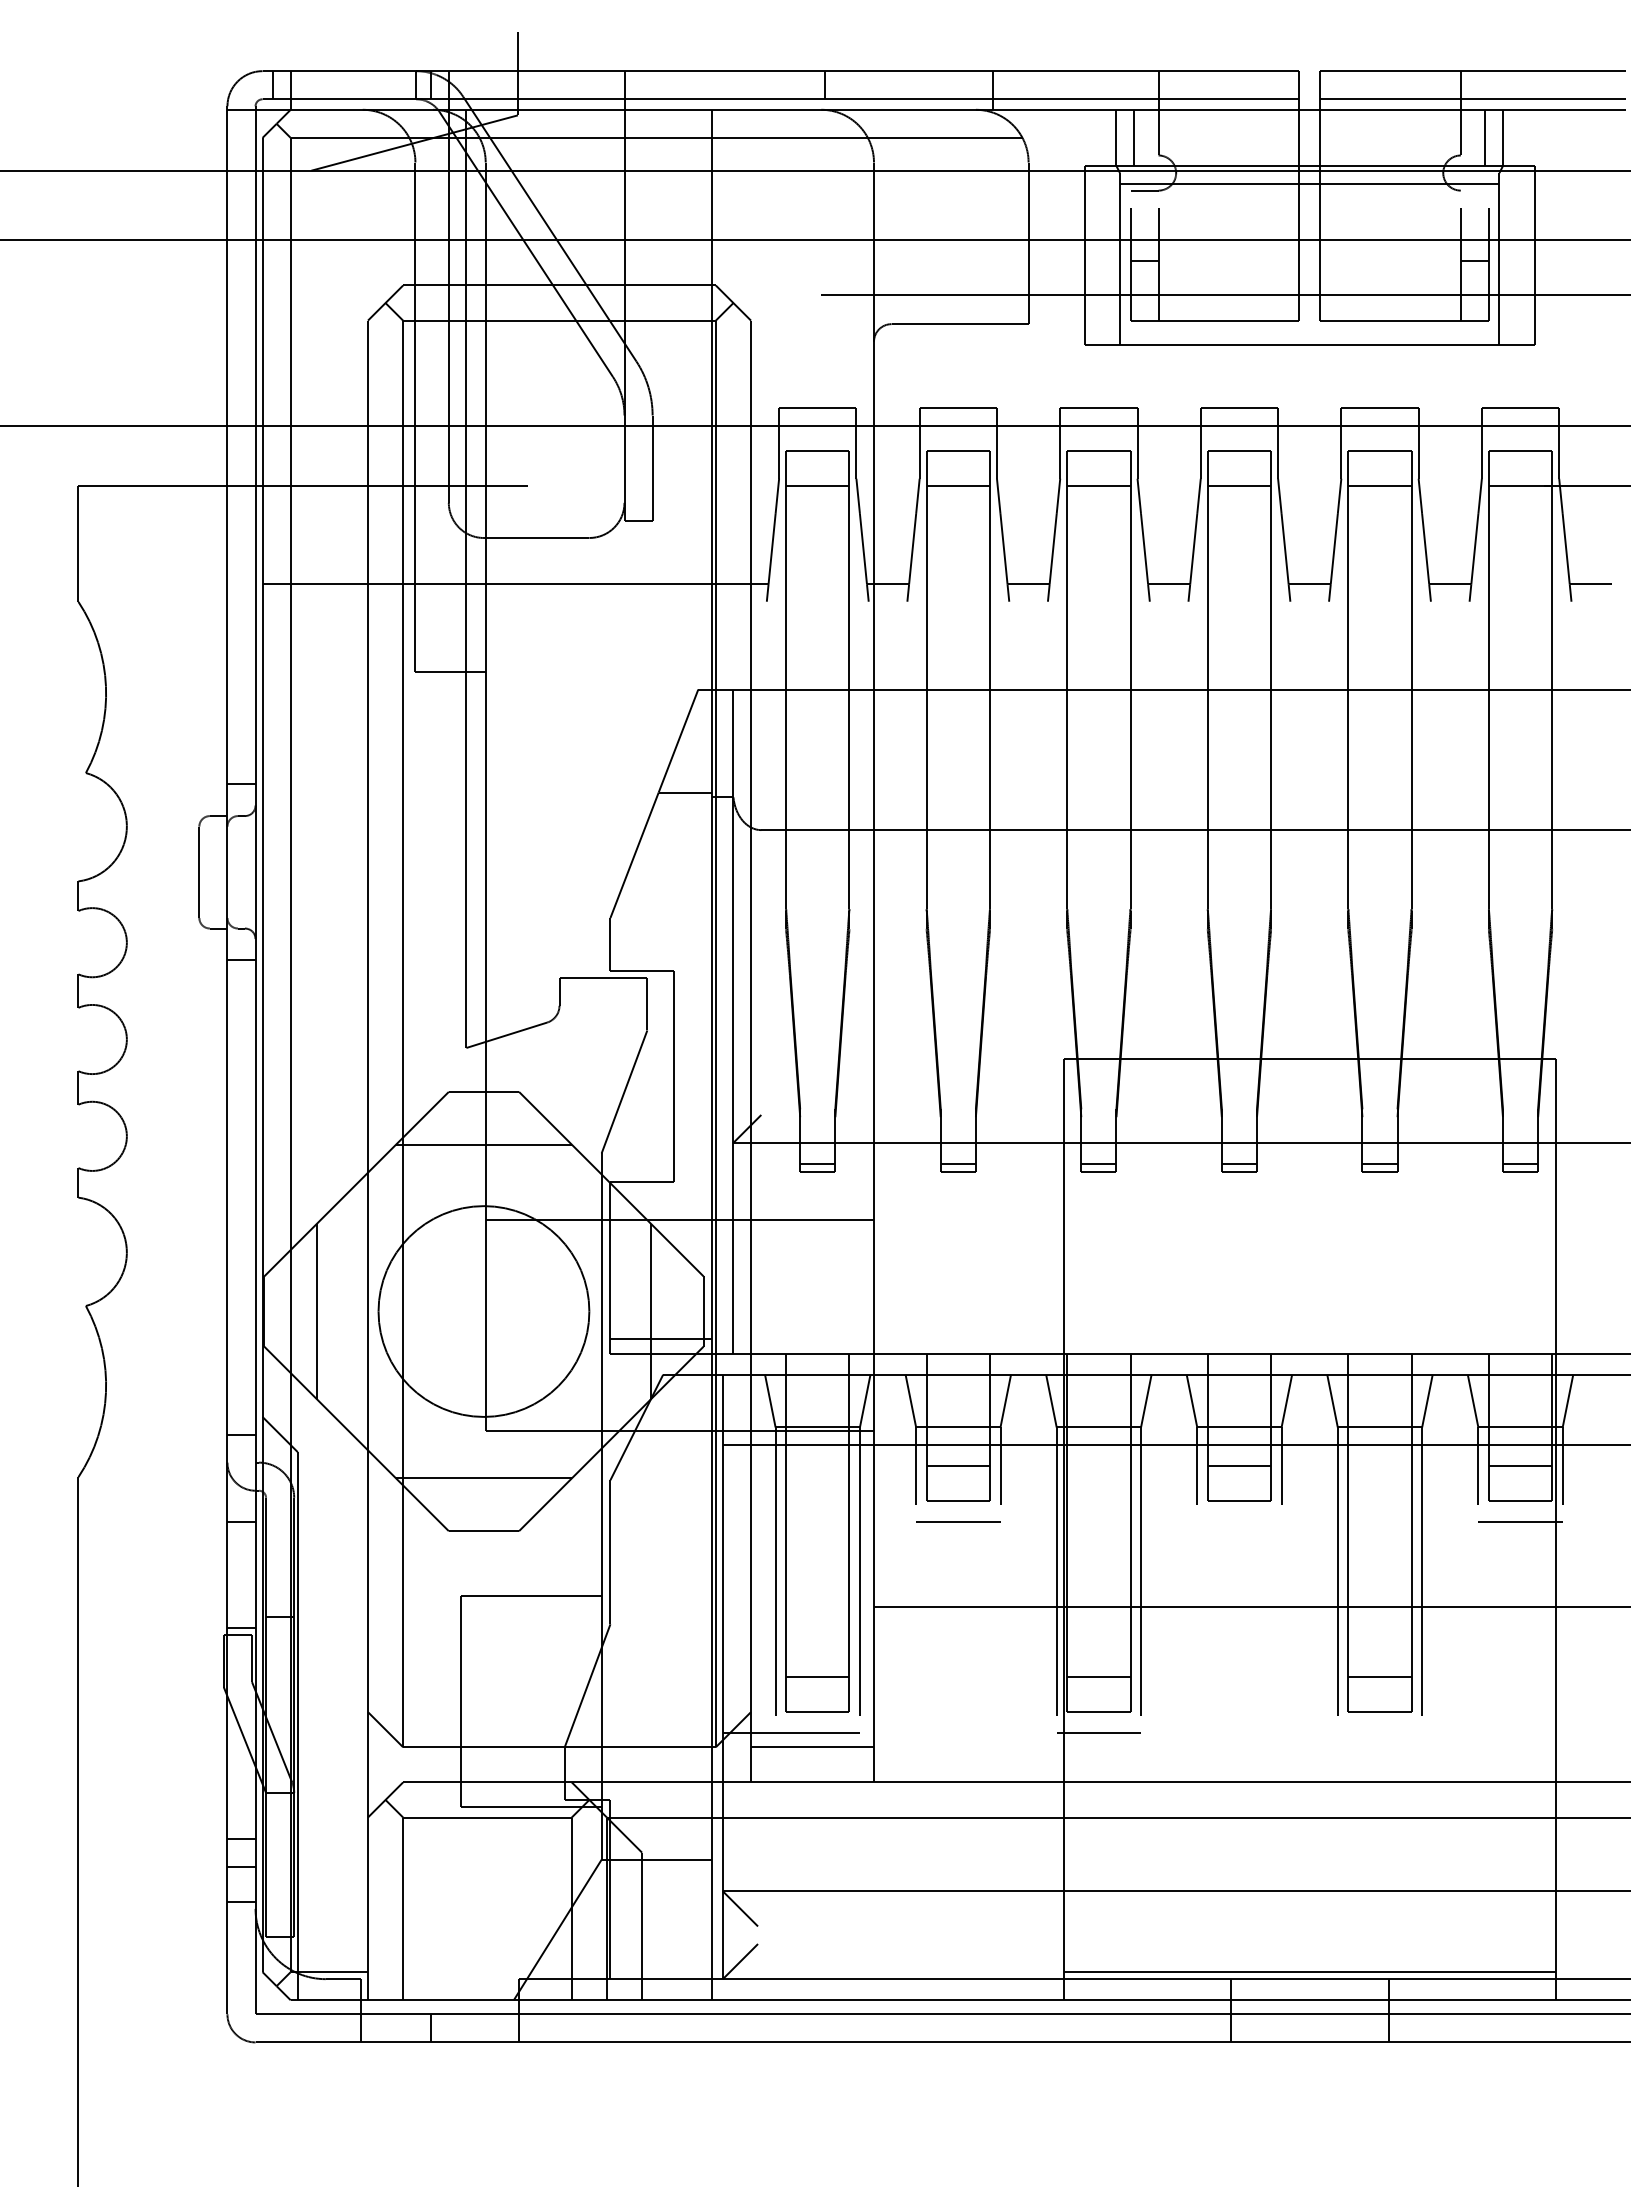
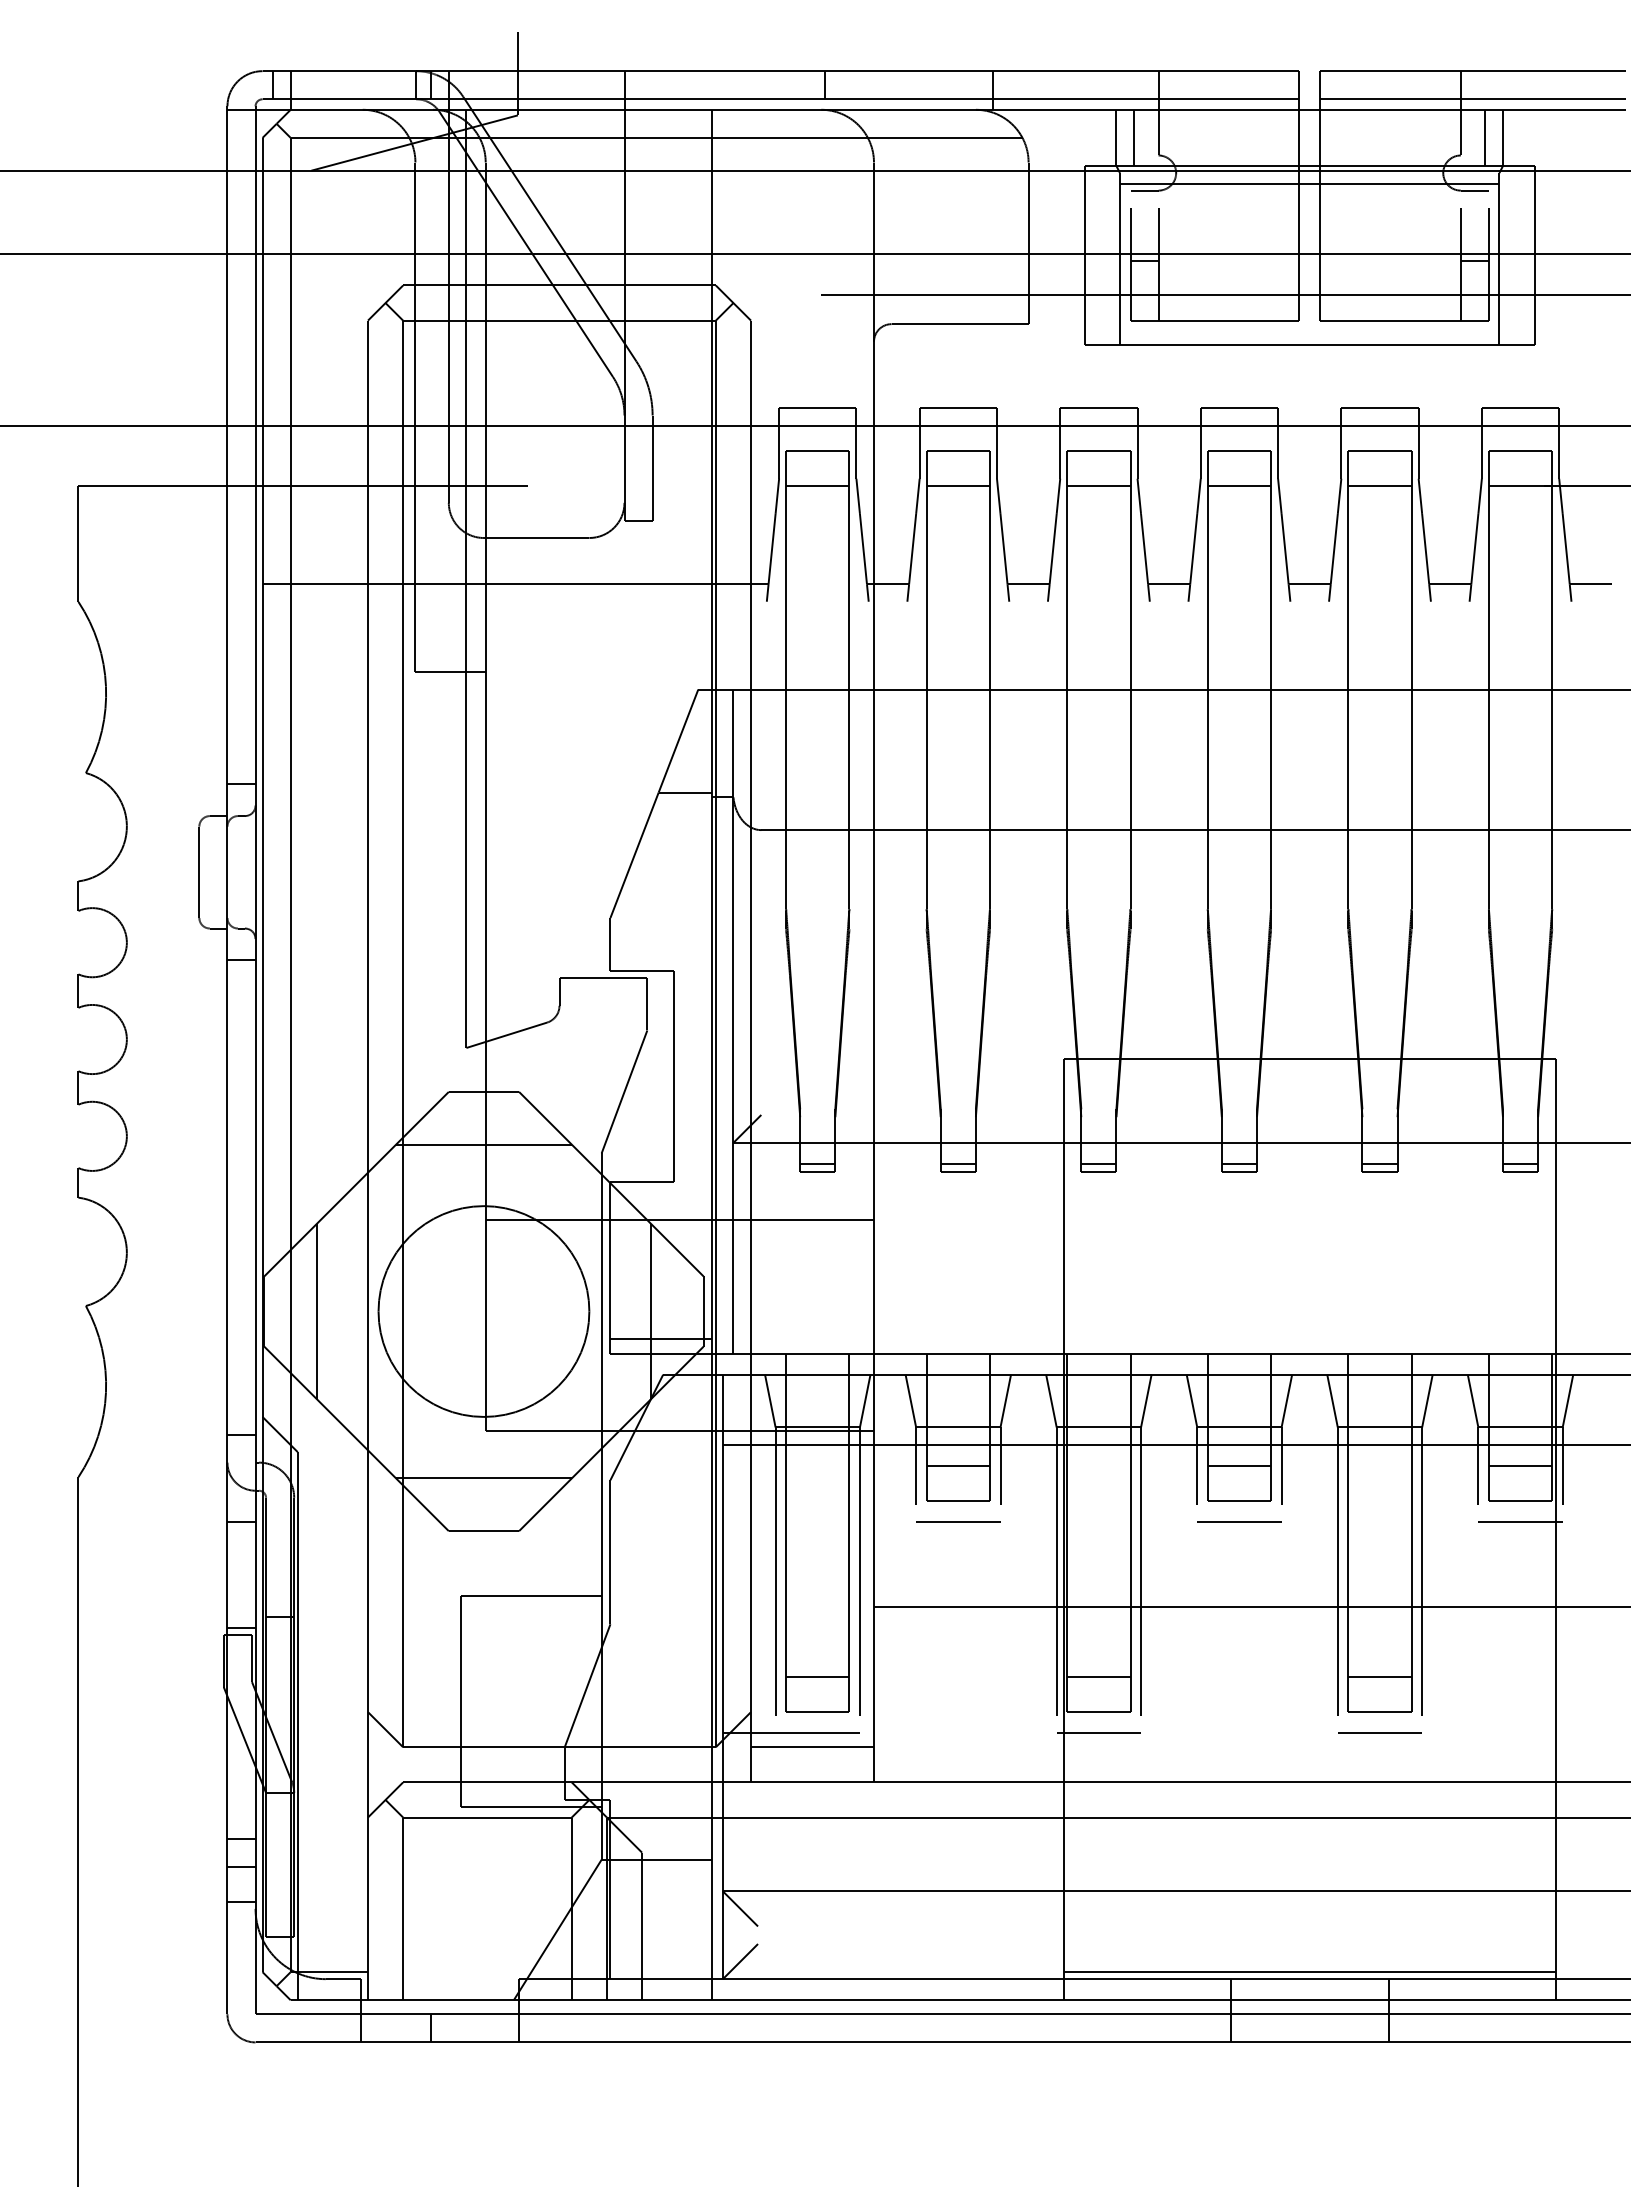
line: none -> present (1474, 190)
line position: (814, 239) -> (814, 253) (814, 253)
line: none -> present (1239, 1521)
line: none -> present (1379, 1732)
